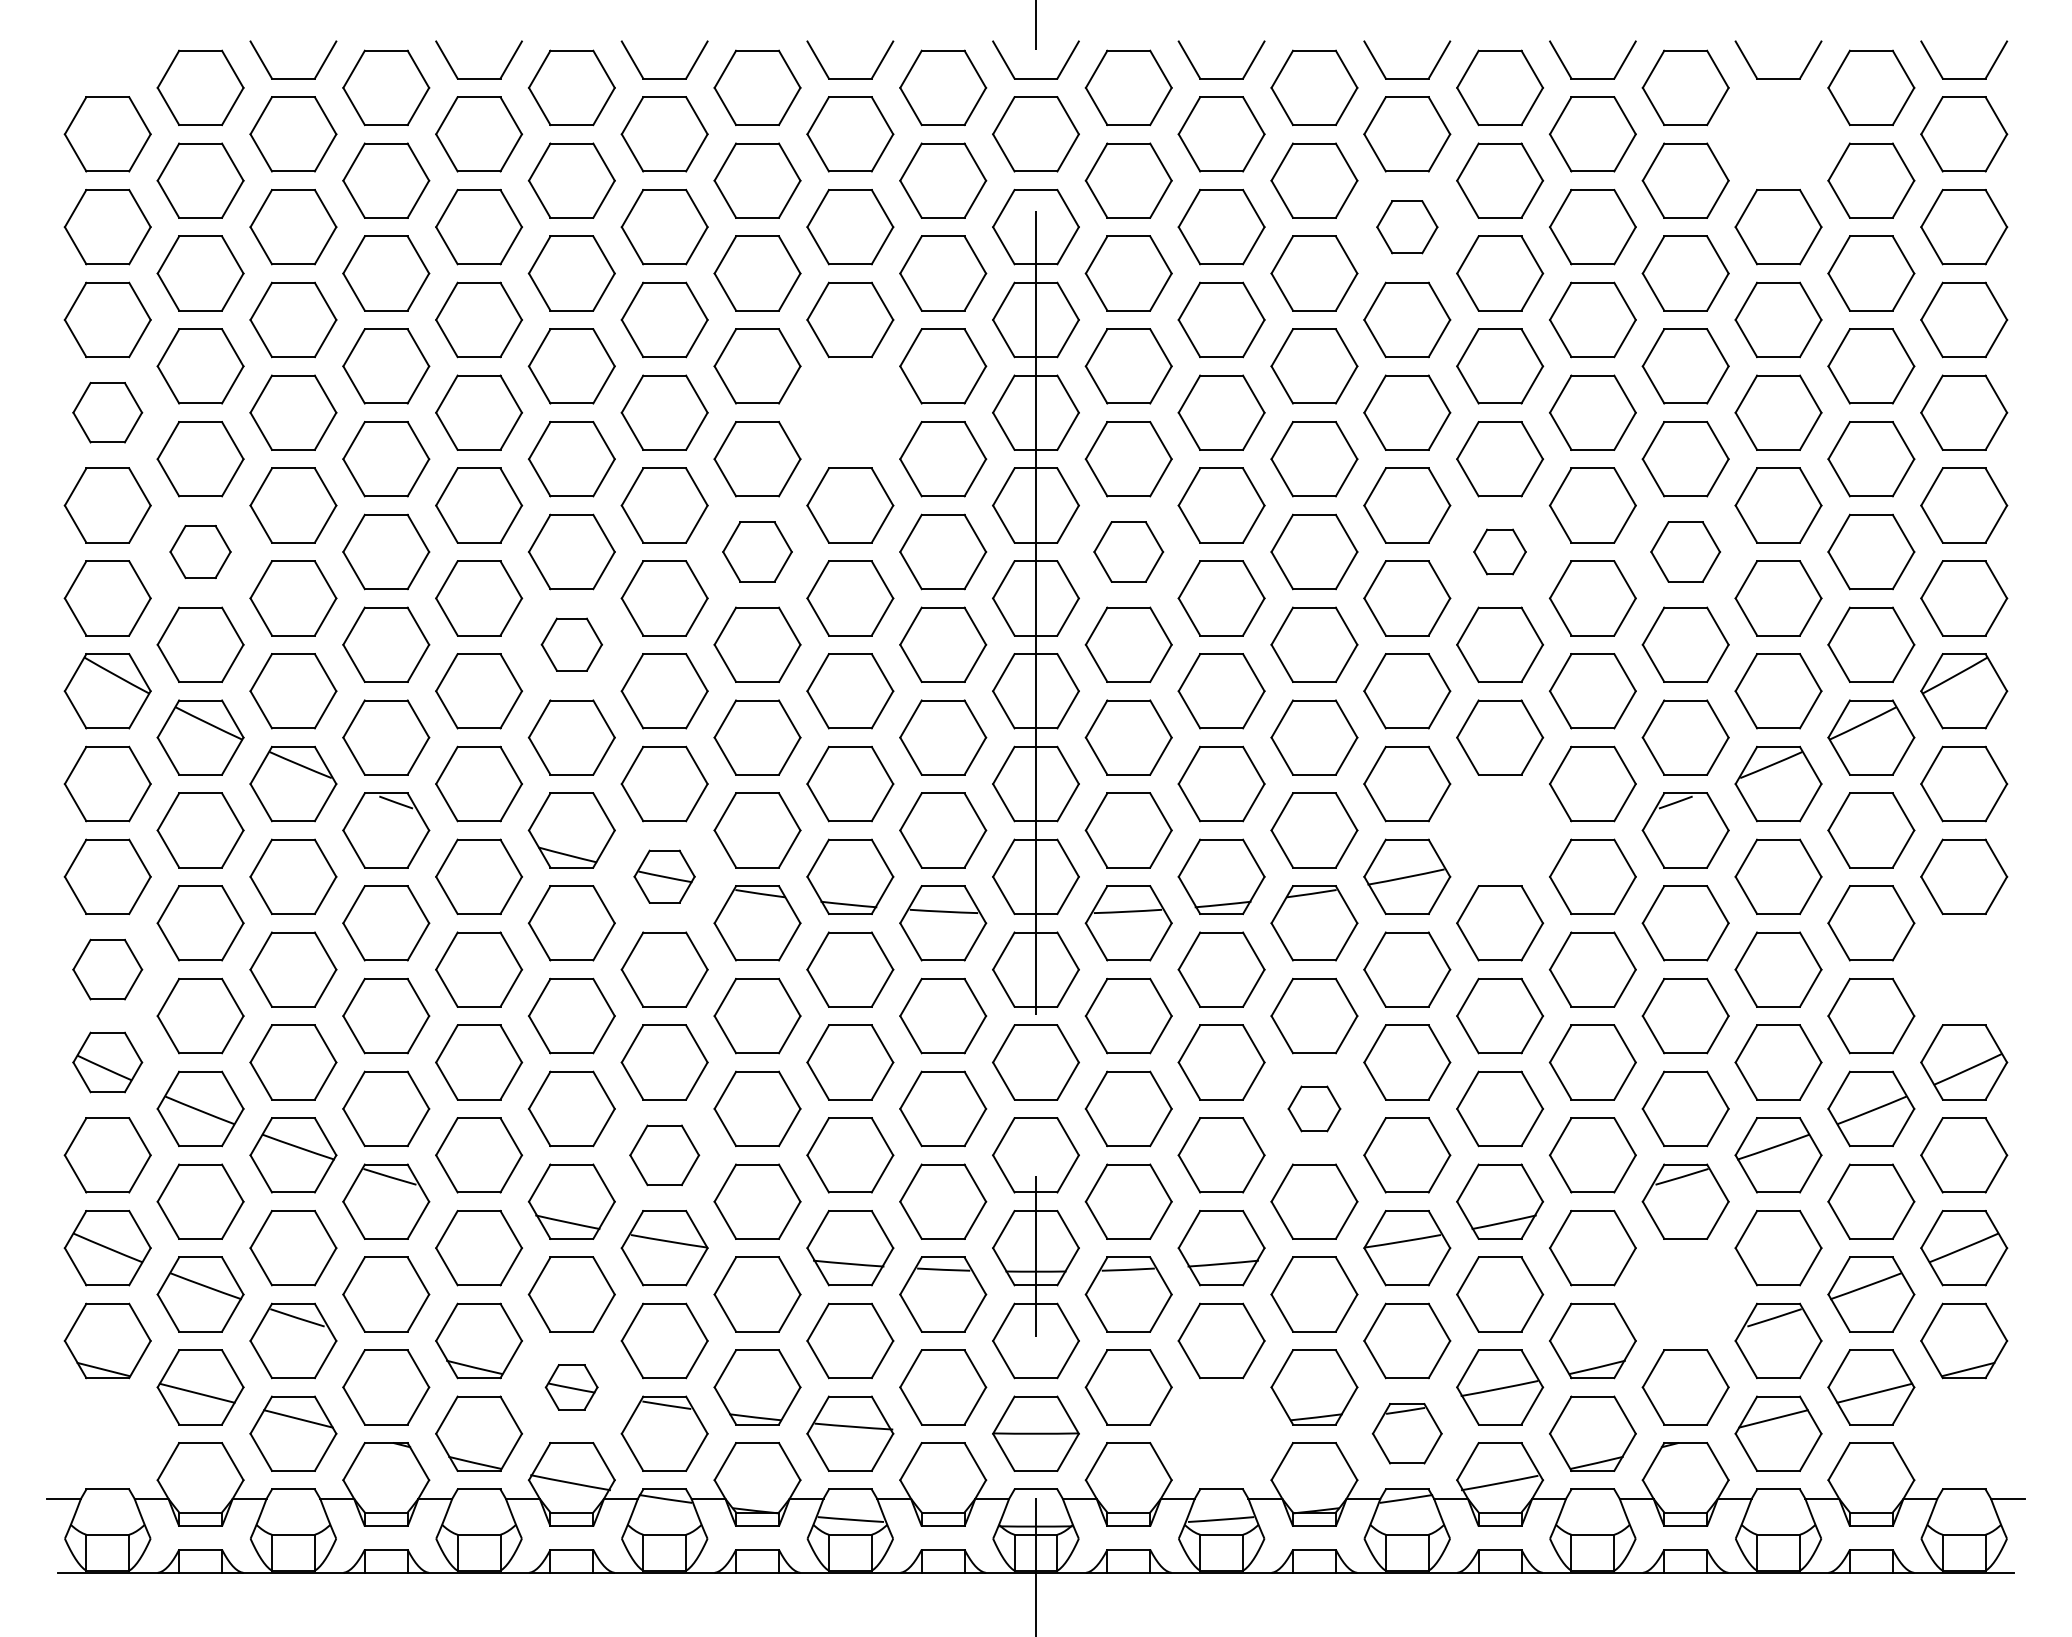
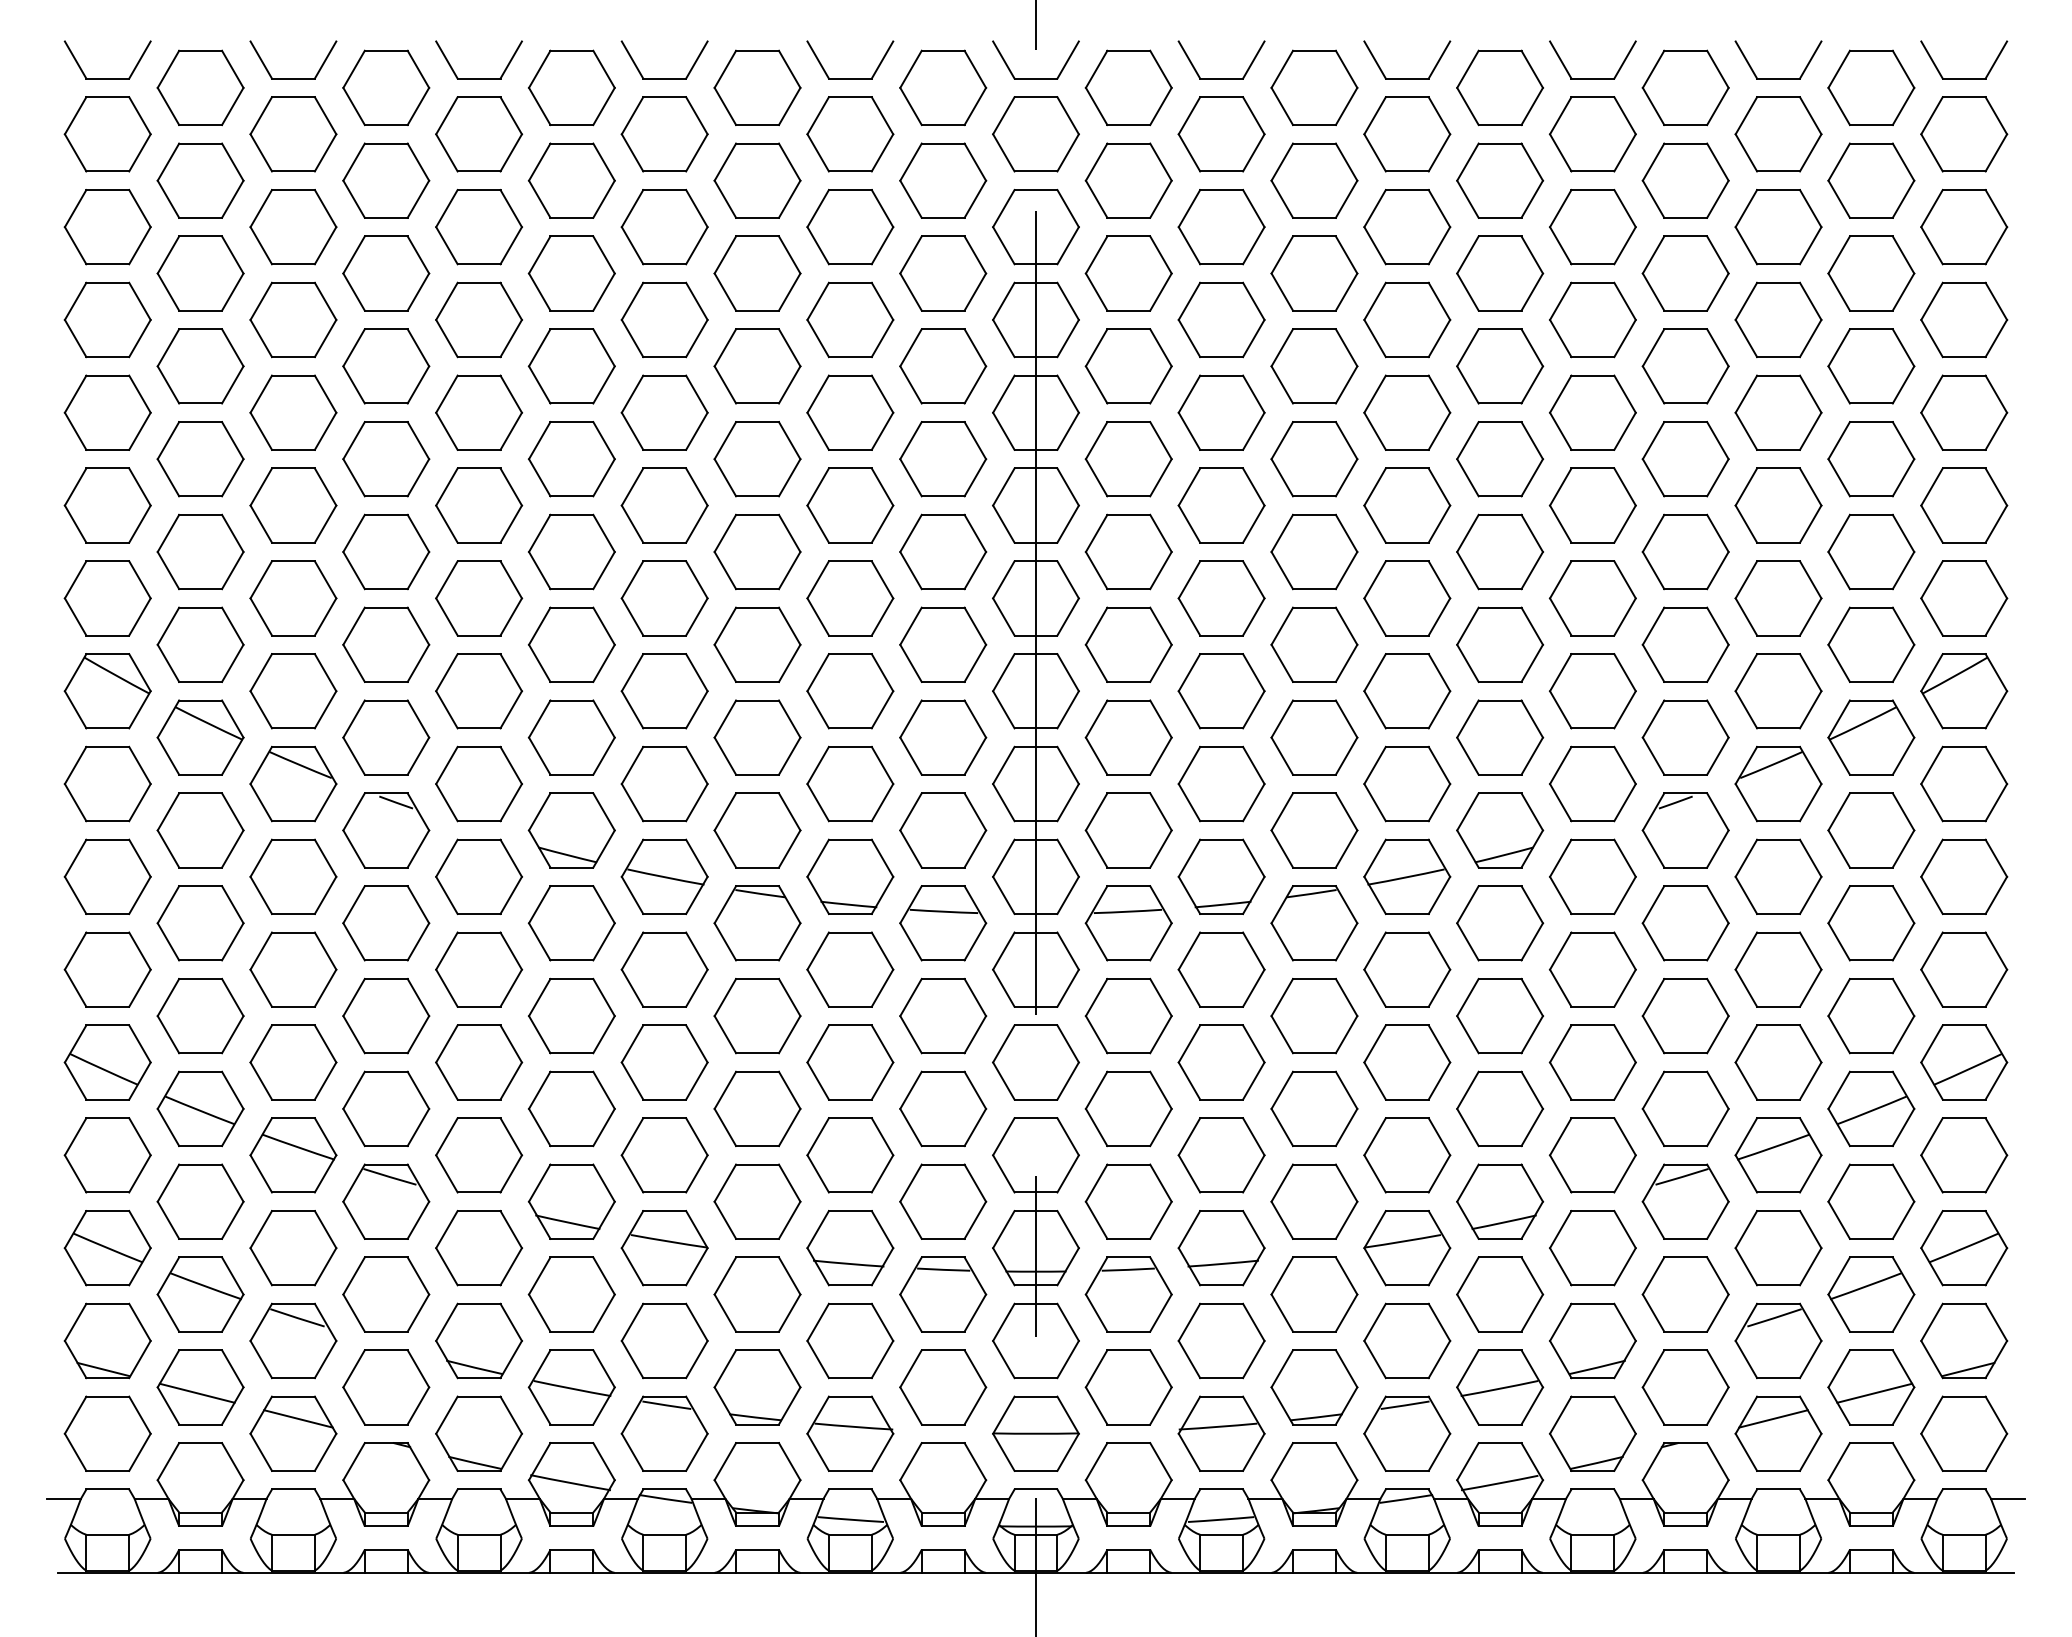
part: none -> present (107, 78)
part: none -> present (1778, 134)
part size: 63x55 px -> 89x77 px (1407, 227)
part size: 72x62 px -> 89x77 px (107, 412)
part: none -> present (850, 412)
part size: 63x54 px -> 89x78 px (200, 551)
part size: 71x62 px -> 89x78 px (757, 551)
part size: 72x62 px -> 89x78 px (1128, 551)
part size: 54x48 px -> 88x78 px (1499, 551)
part size: 71x62 px -> 89x78 px (1685, 551)
part size: 63x55 px -> 88x77 px (571, 644)
part: none -> present (1500, 830)
part size: 63x55 px -> 89x77 px (664, 876)
part size: 72x63 px -> 89x77 px (107, 969)
part: none -> present (1964, 969)
part size: 72x63 px -> 89x77 px (107, 1062)
part size: 55x48 px -> 89x78 px (1314, 1108)
part size: 72x63 px -> 89x77 px (664, 1155)
part: none -> present (1685, 1294)
part size: 55x47 px -> 89x77 px (571, 1387)
part: none -> present (107, 1433)
part: none -> present (1221, 1433)
part size: 72x62 px -> 89x77 px (1407, 1433)
part: none -> present (1964, 1433)
